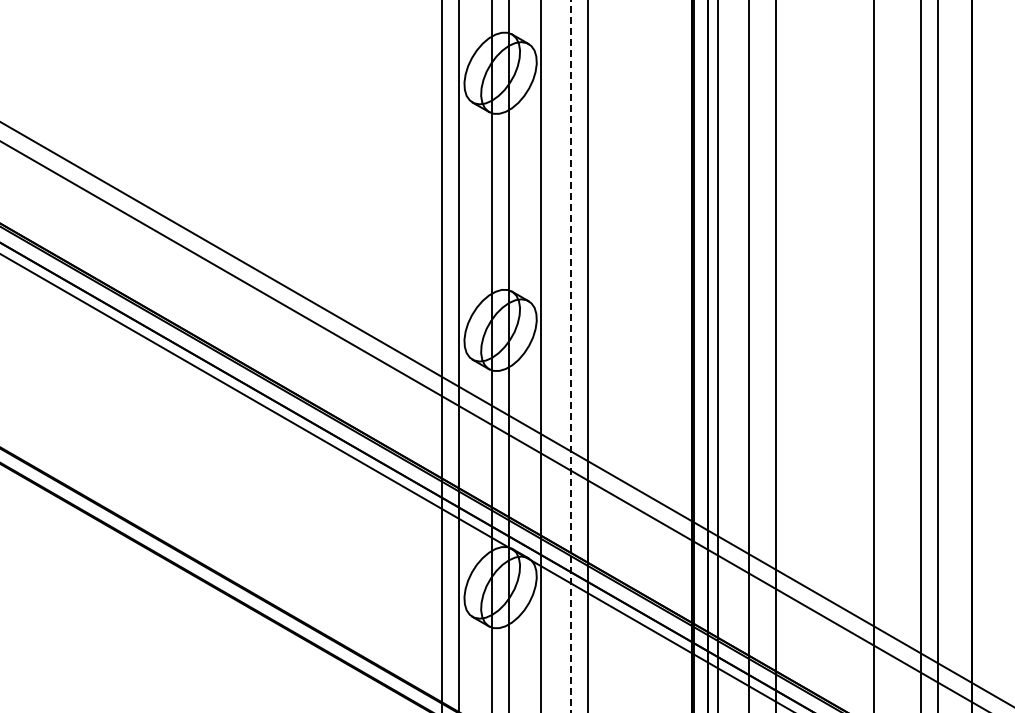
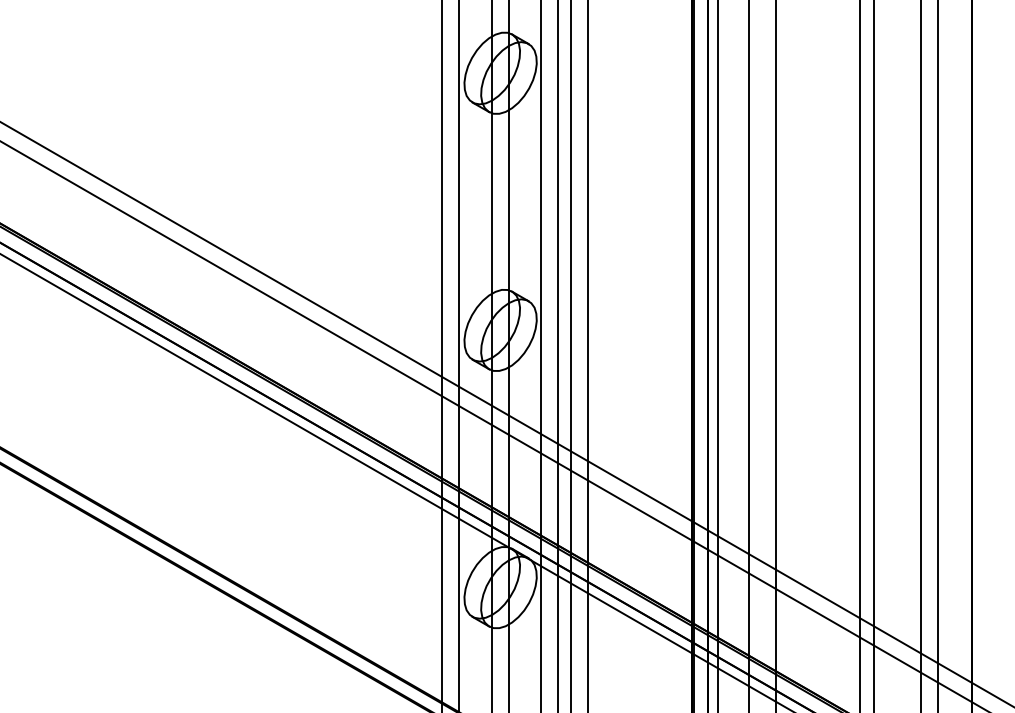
line: none -> present (557, 355)
line: none -> present (860, 355)
line: dashed -> solid (571, 356)
